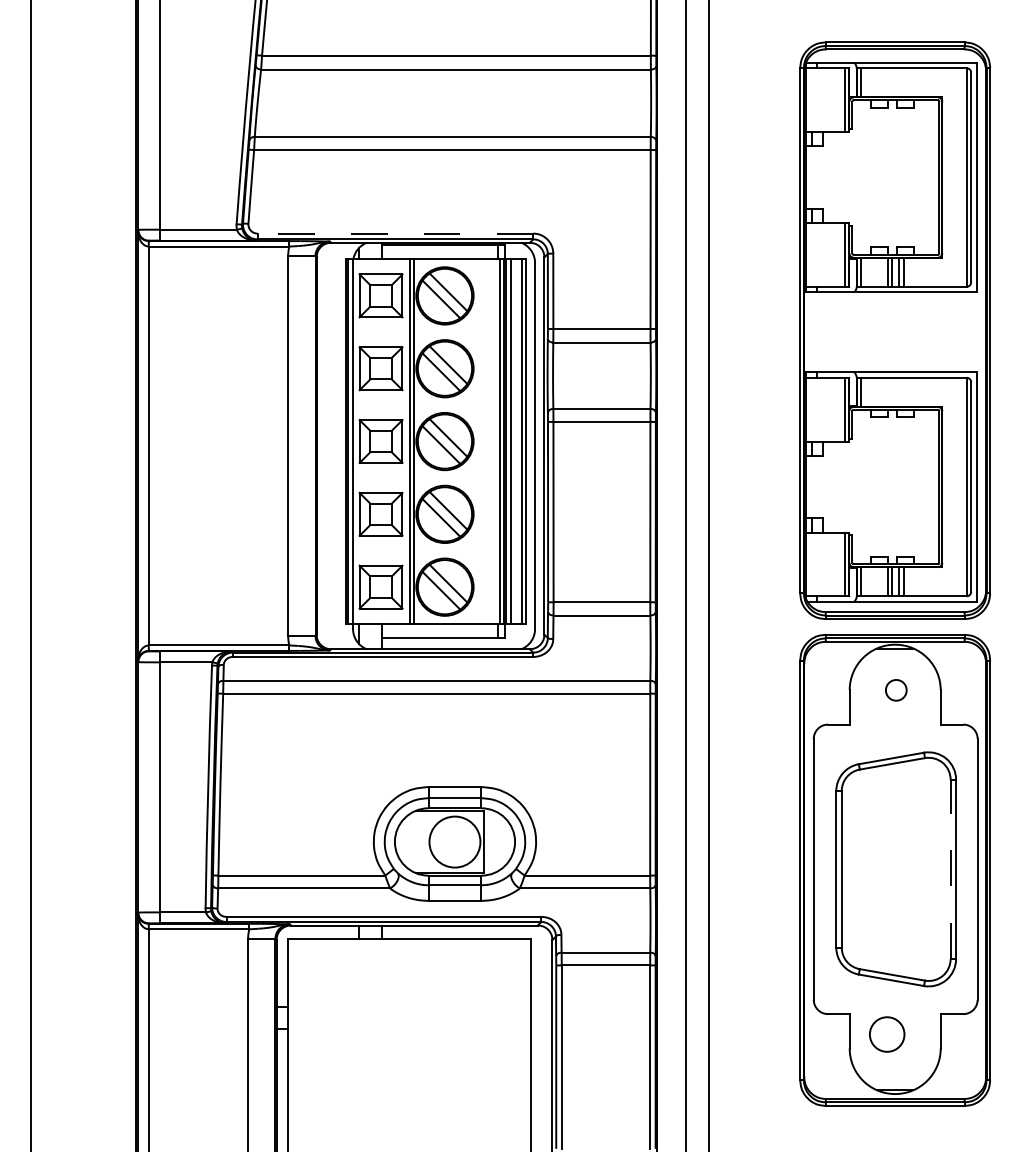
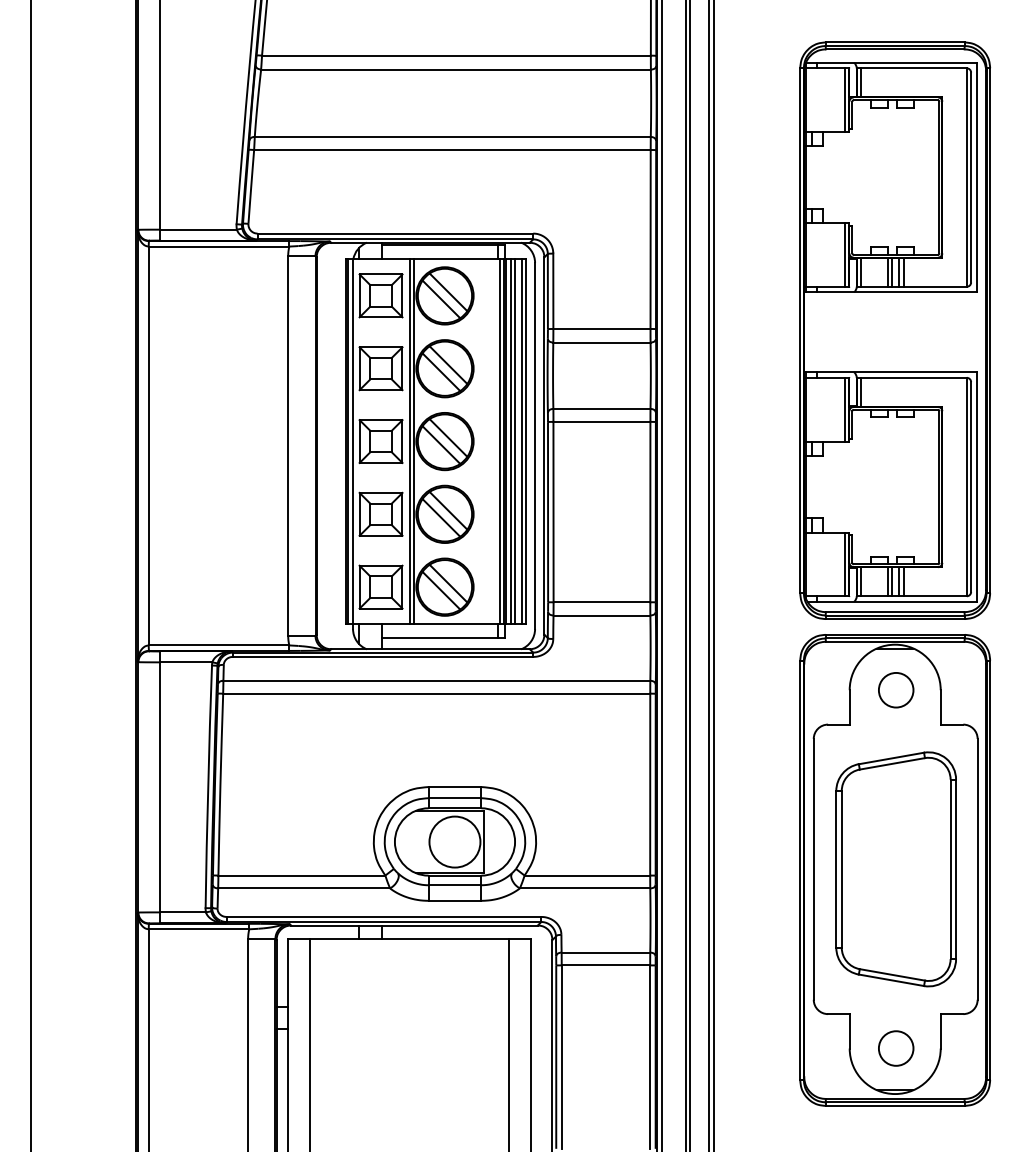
line: dashed -> solid (395, 233)
line: none -> present (514, 441)
line: none -> present (662, 575)
line: none -> present (689, 575)
line: none -> present (714, 575)
circle size: 23x23 px -> 37x37 px (896, 690)
line: dashed -> solid (950, 869)
circle position: (887, 1034) -> (896, 1048) (896, 1048)
line: none -> present (309, 1043)
line: none -> present (509, 1043)
